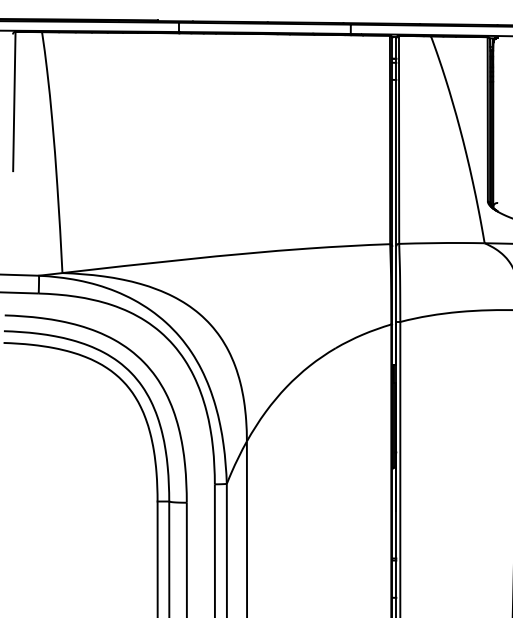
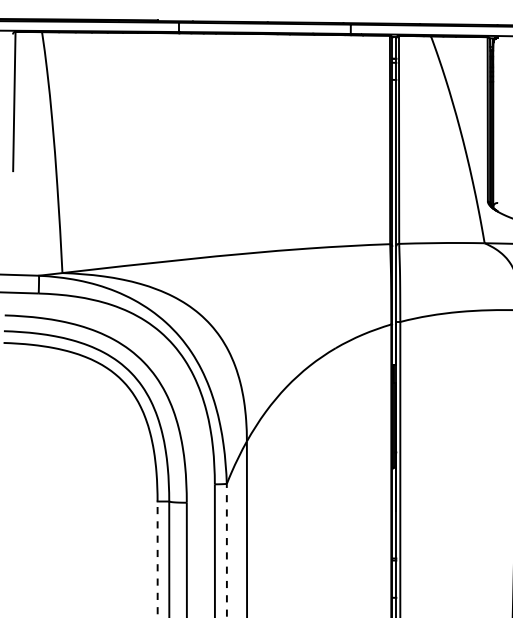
arc: solid -> dashed (226, 550)
arc: solid -> dashed (157, 559)
